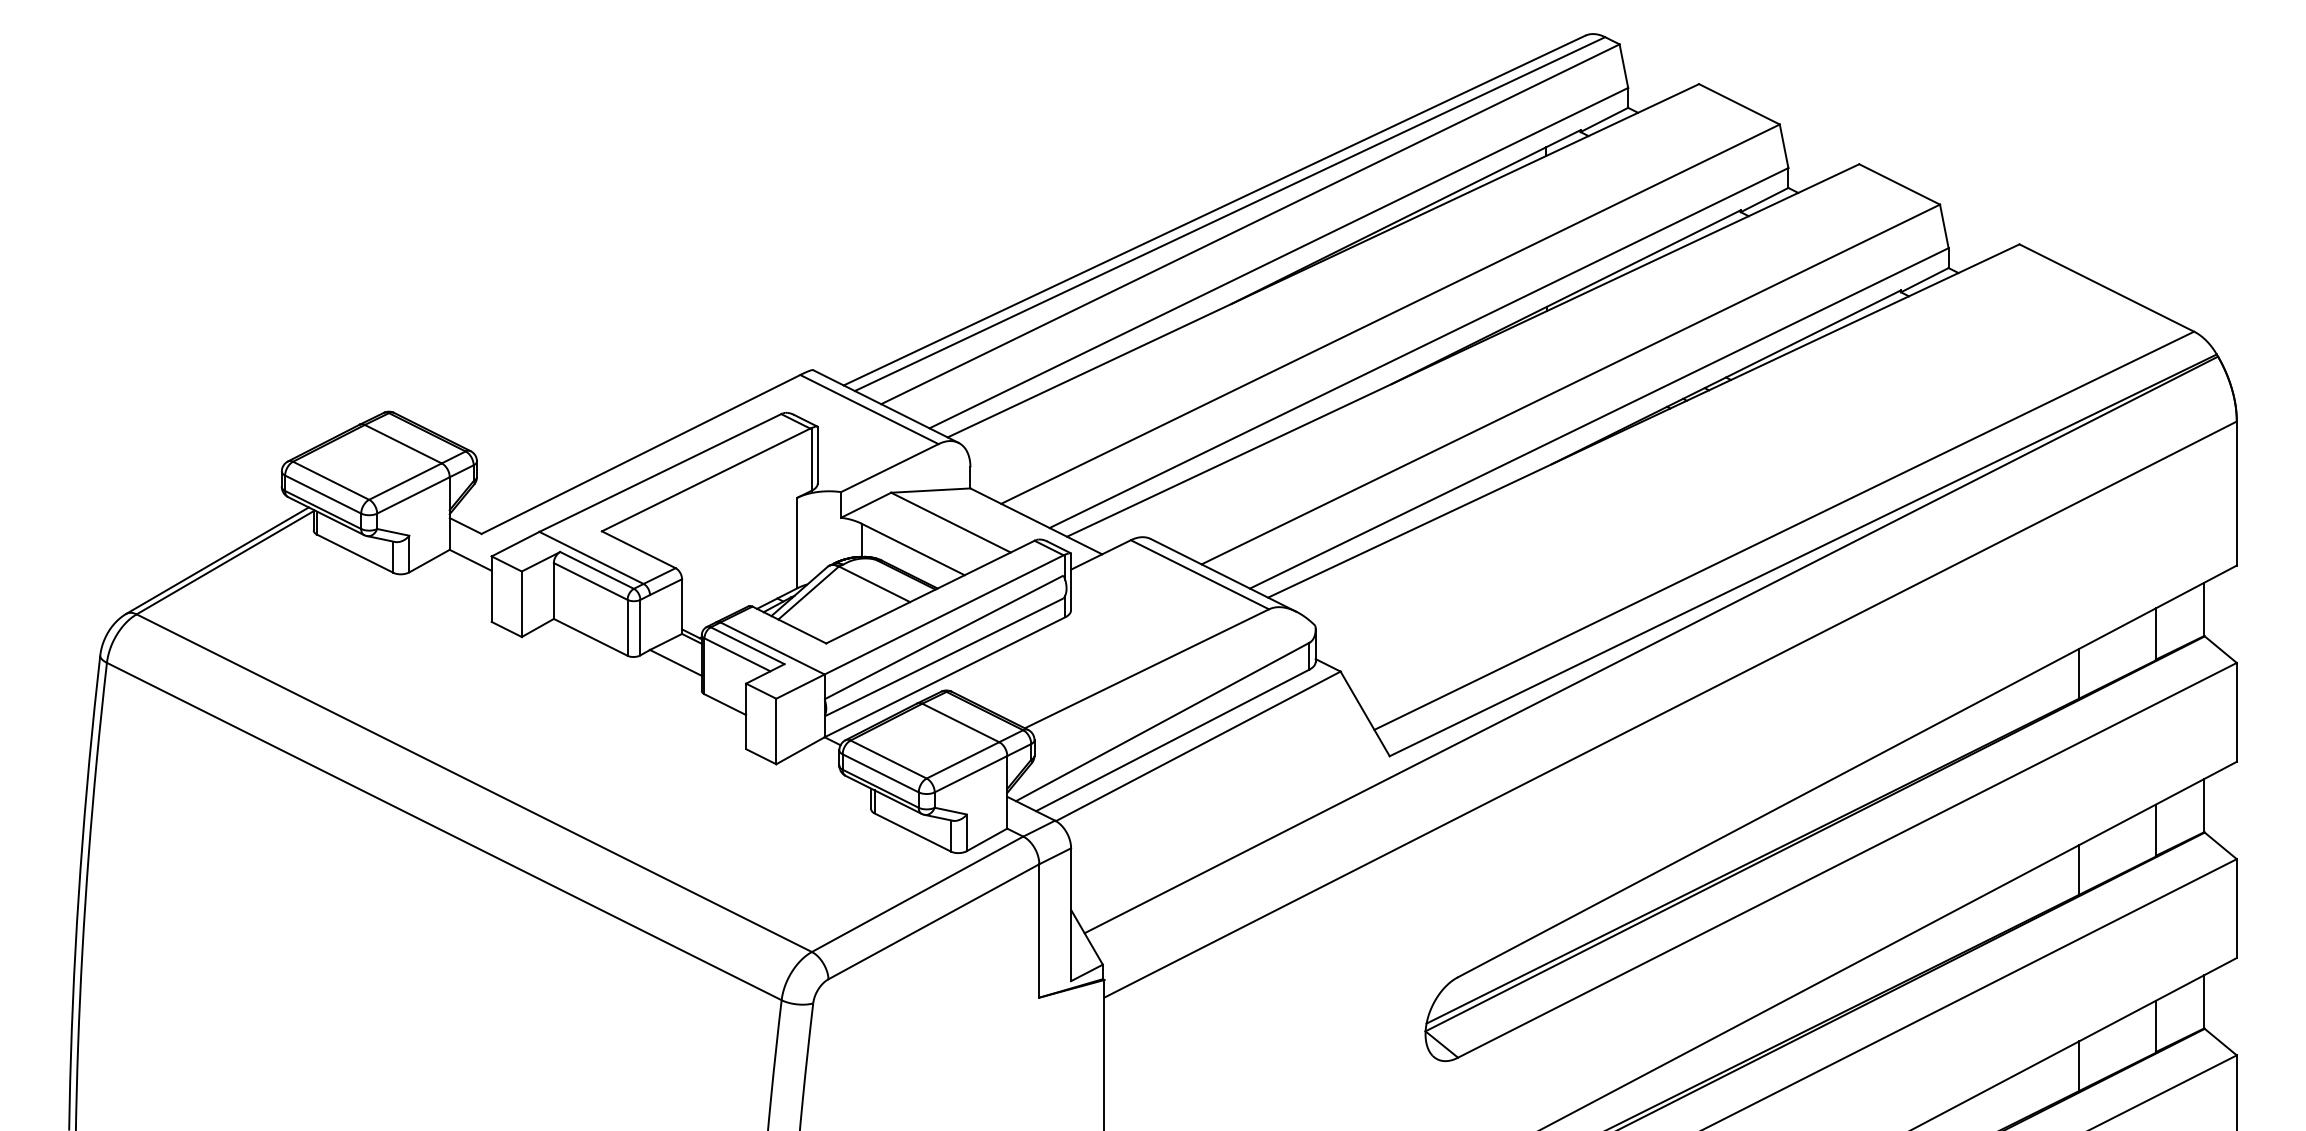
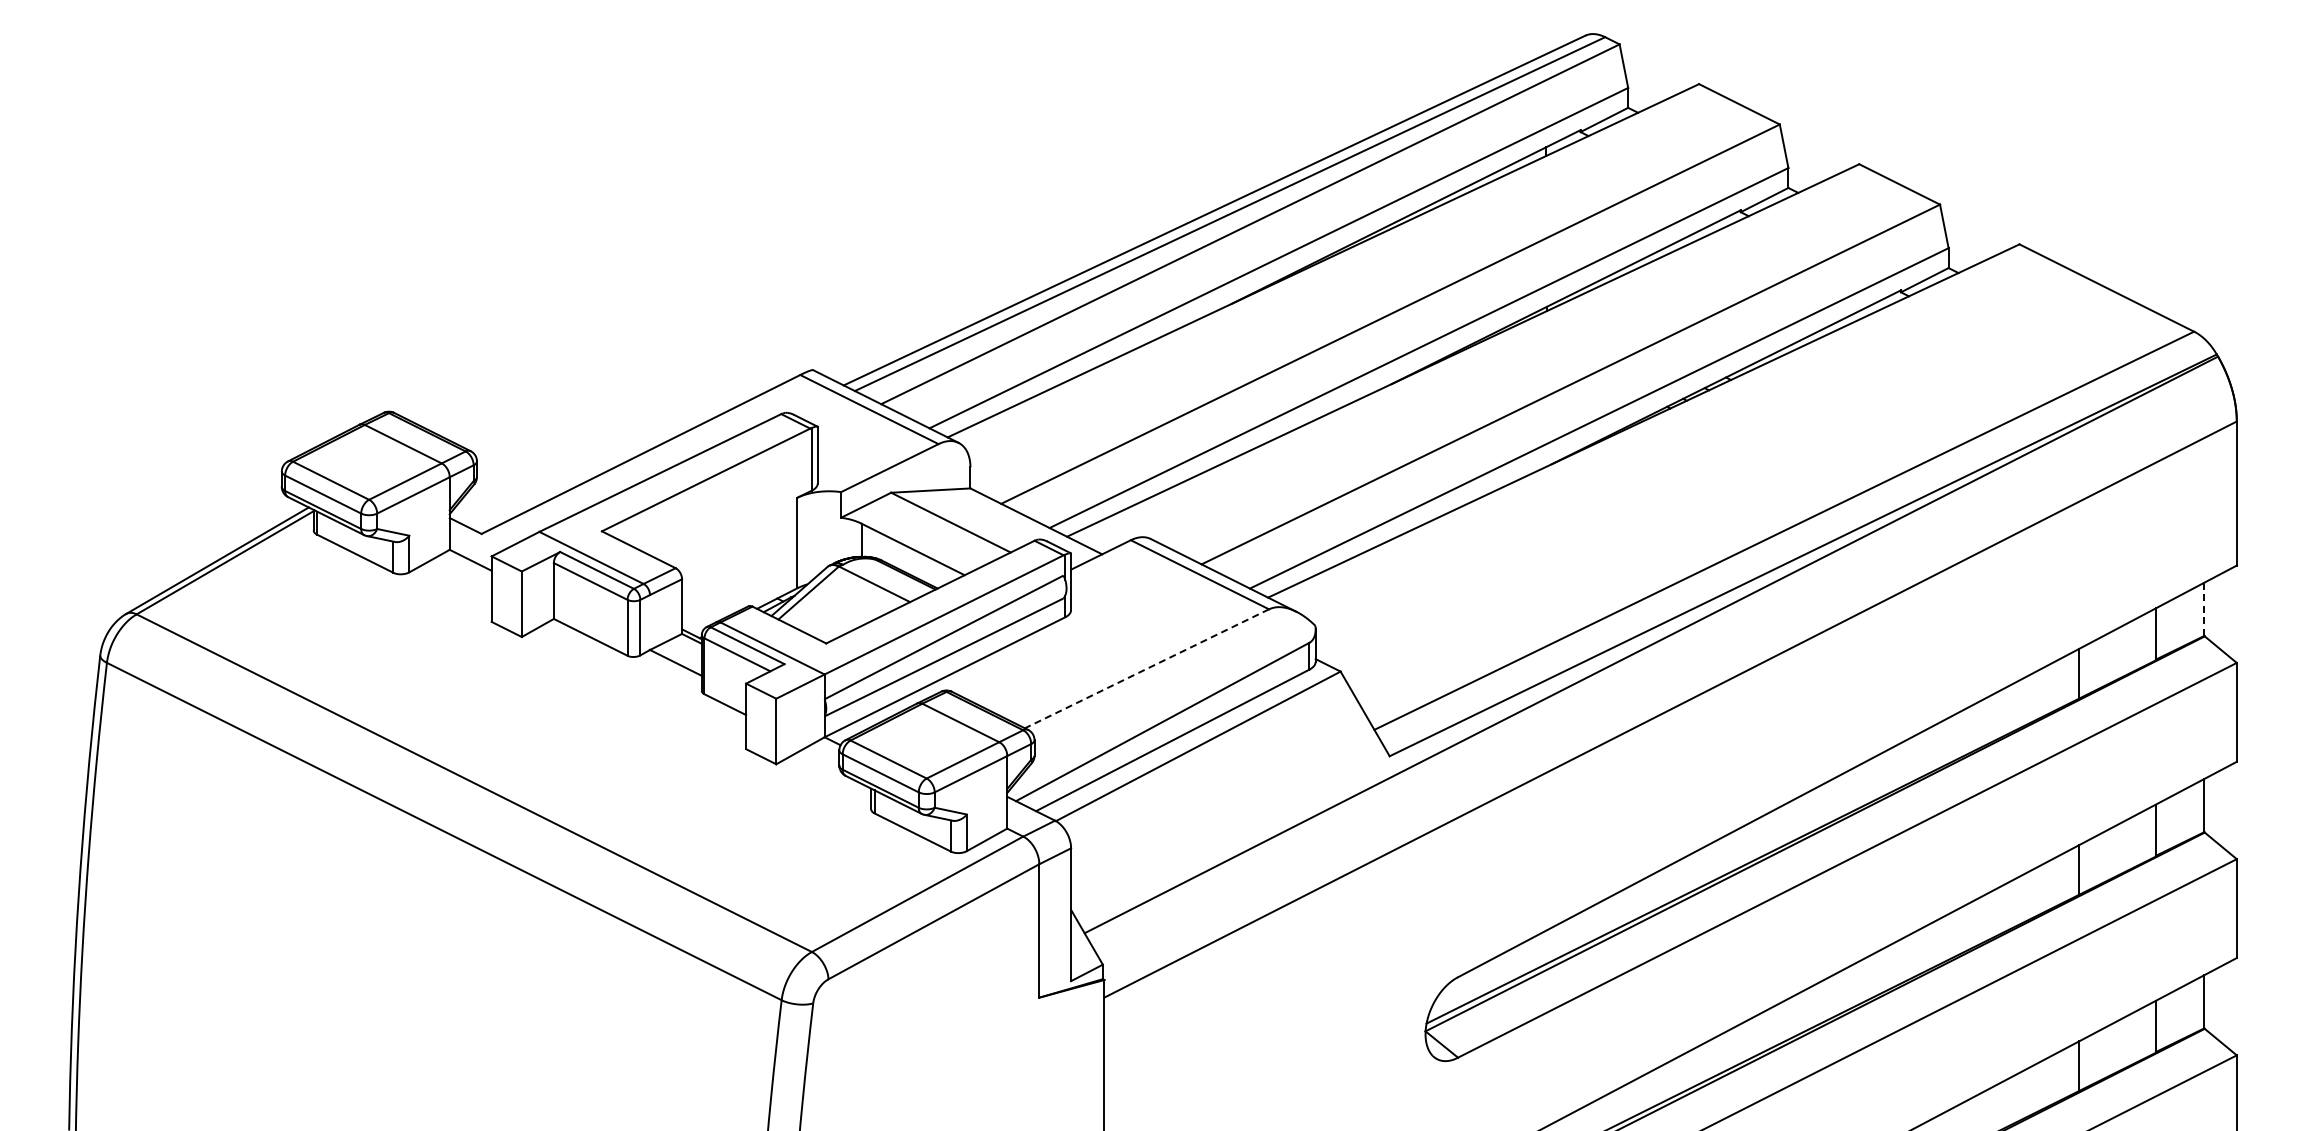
line: solid -> dashed (2204, 609)
line: solid -> dashed (1146, 668)
